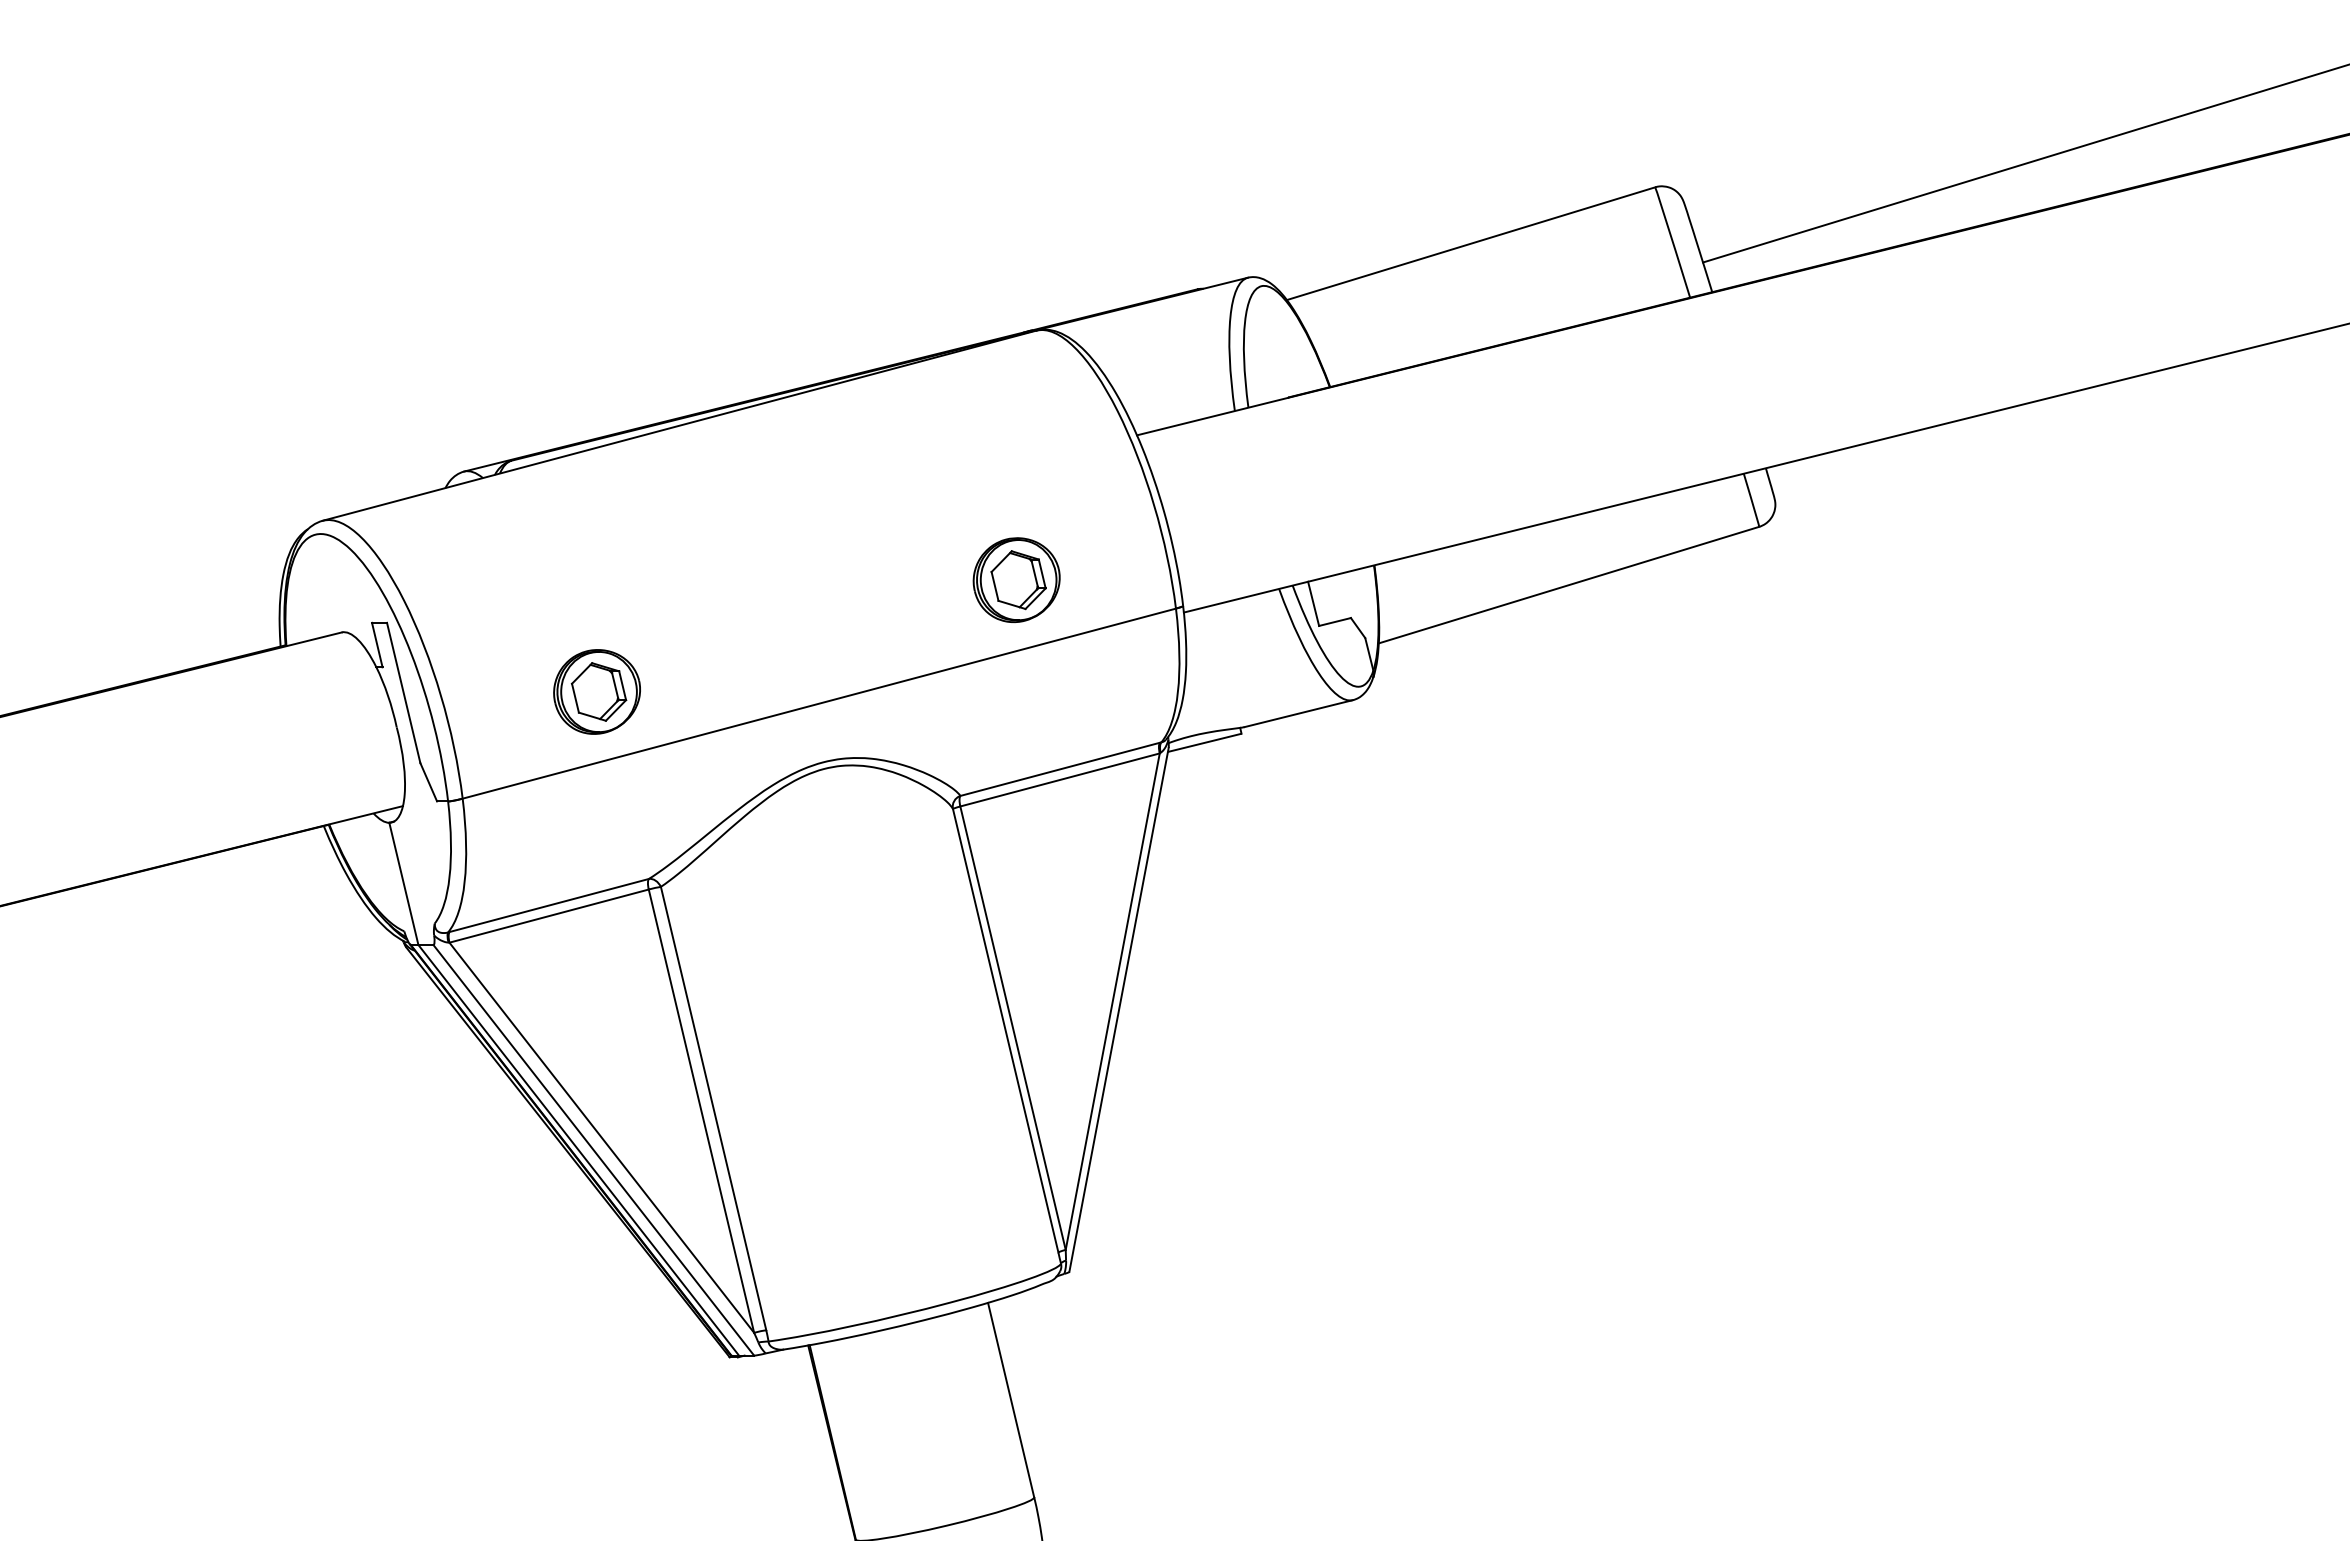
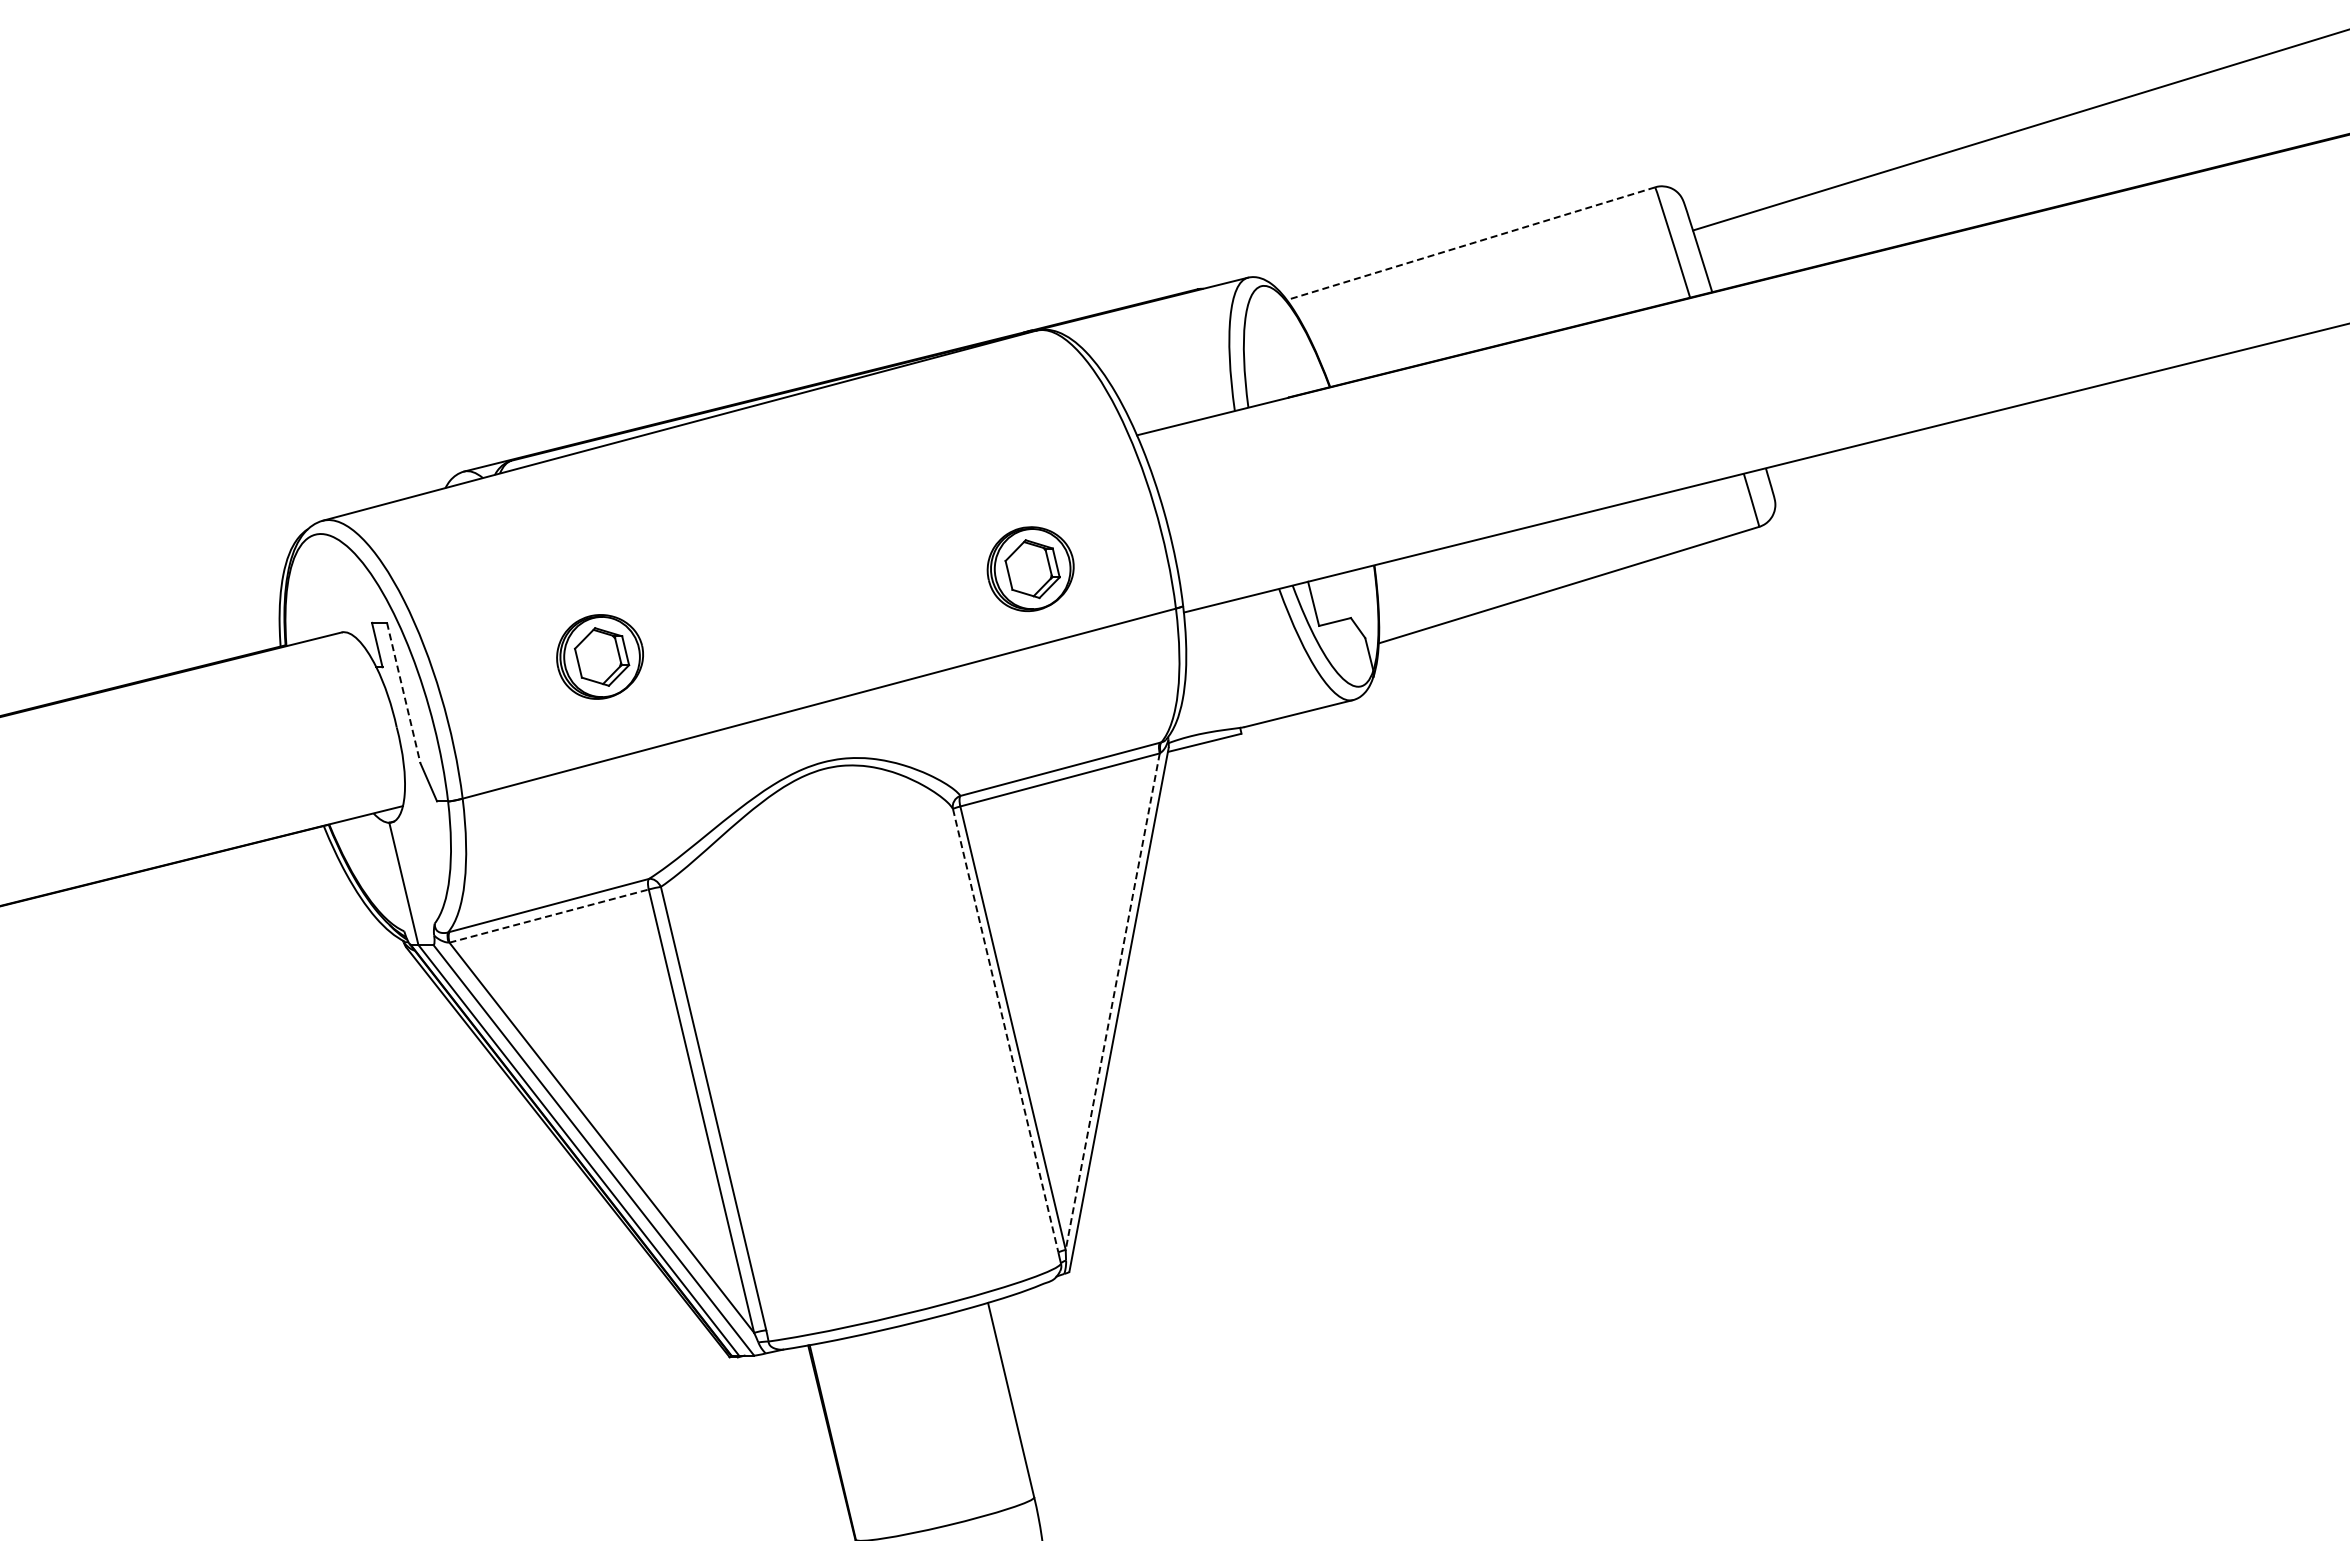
line position: (2024, 163) -> (2019, 130) (2019, 130)
line: solid -> dashed (1471, 243)
part position: (1016, 579) -> (1030, 568) (1030, 568)
part position: (596, 691) -> (599, 656) (599, 656)
line: solid -> dashed (403, 693)
line: solid -> dashed (549, 915)
line: solid -> dashed (1112, 1001)
line: solid -> dashed (1005, 1030)
